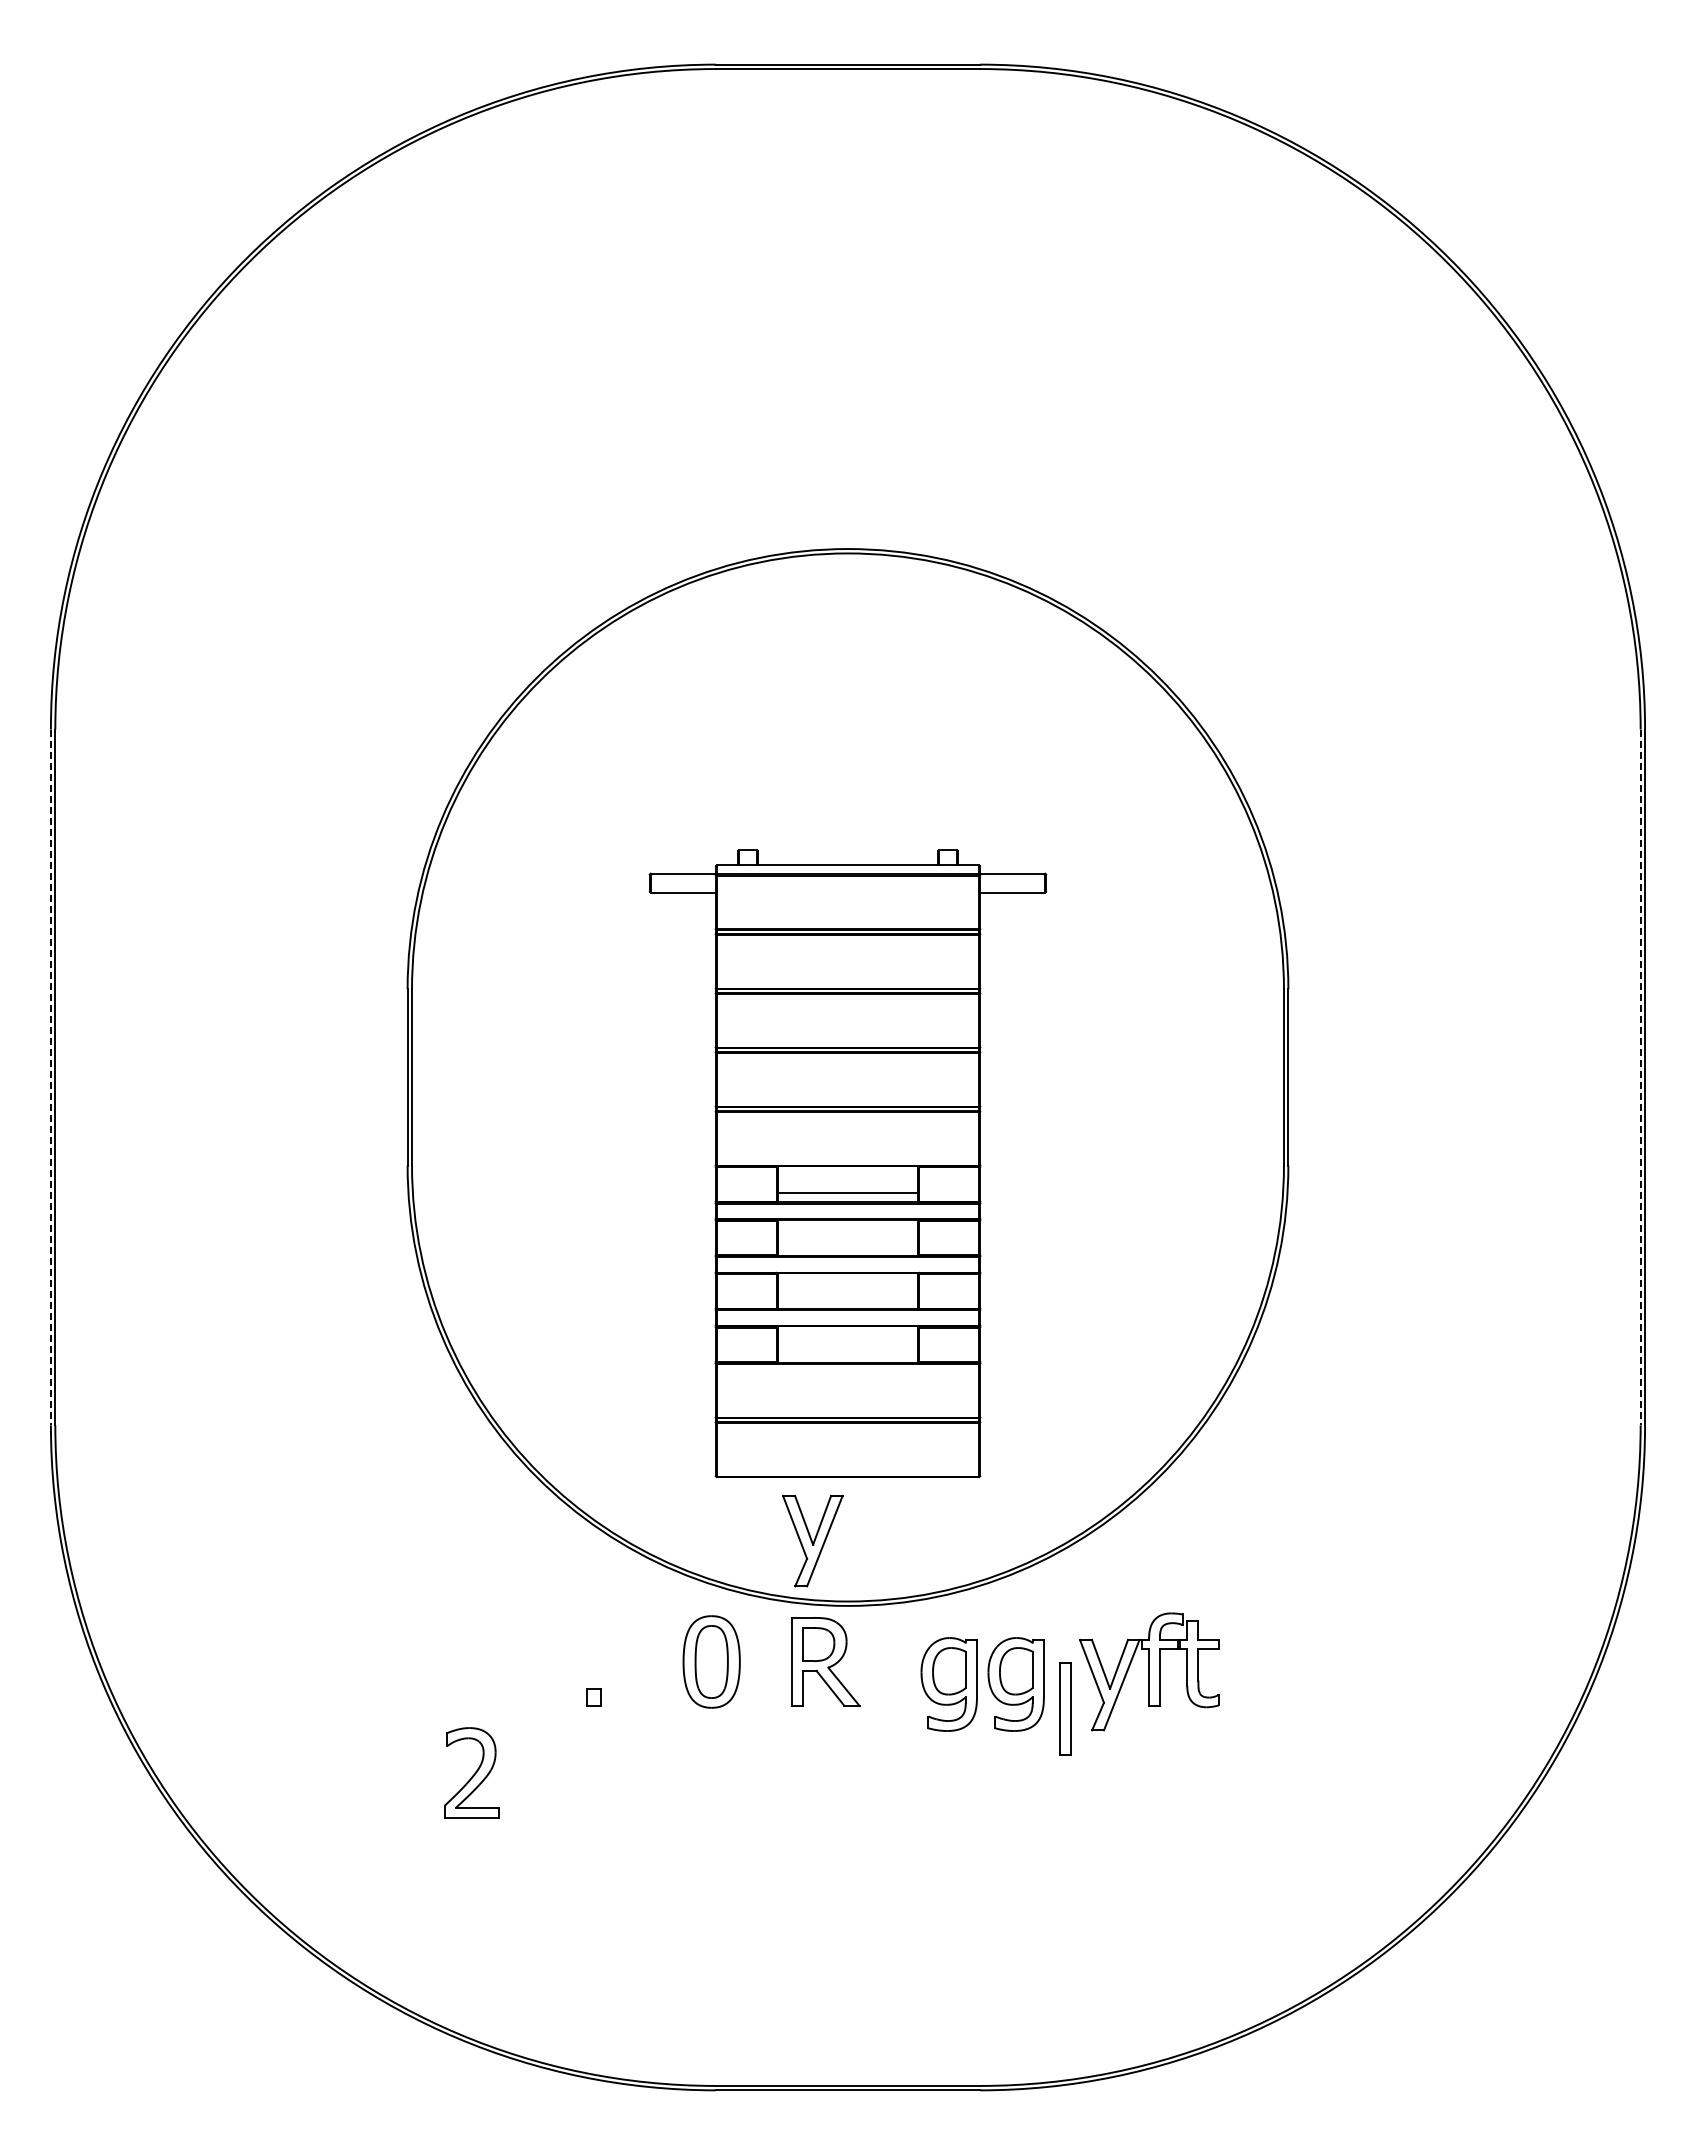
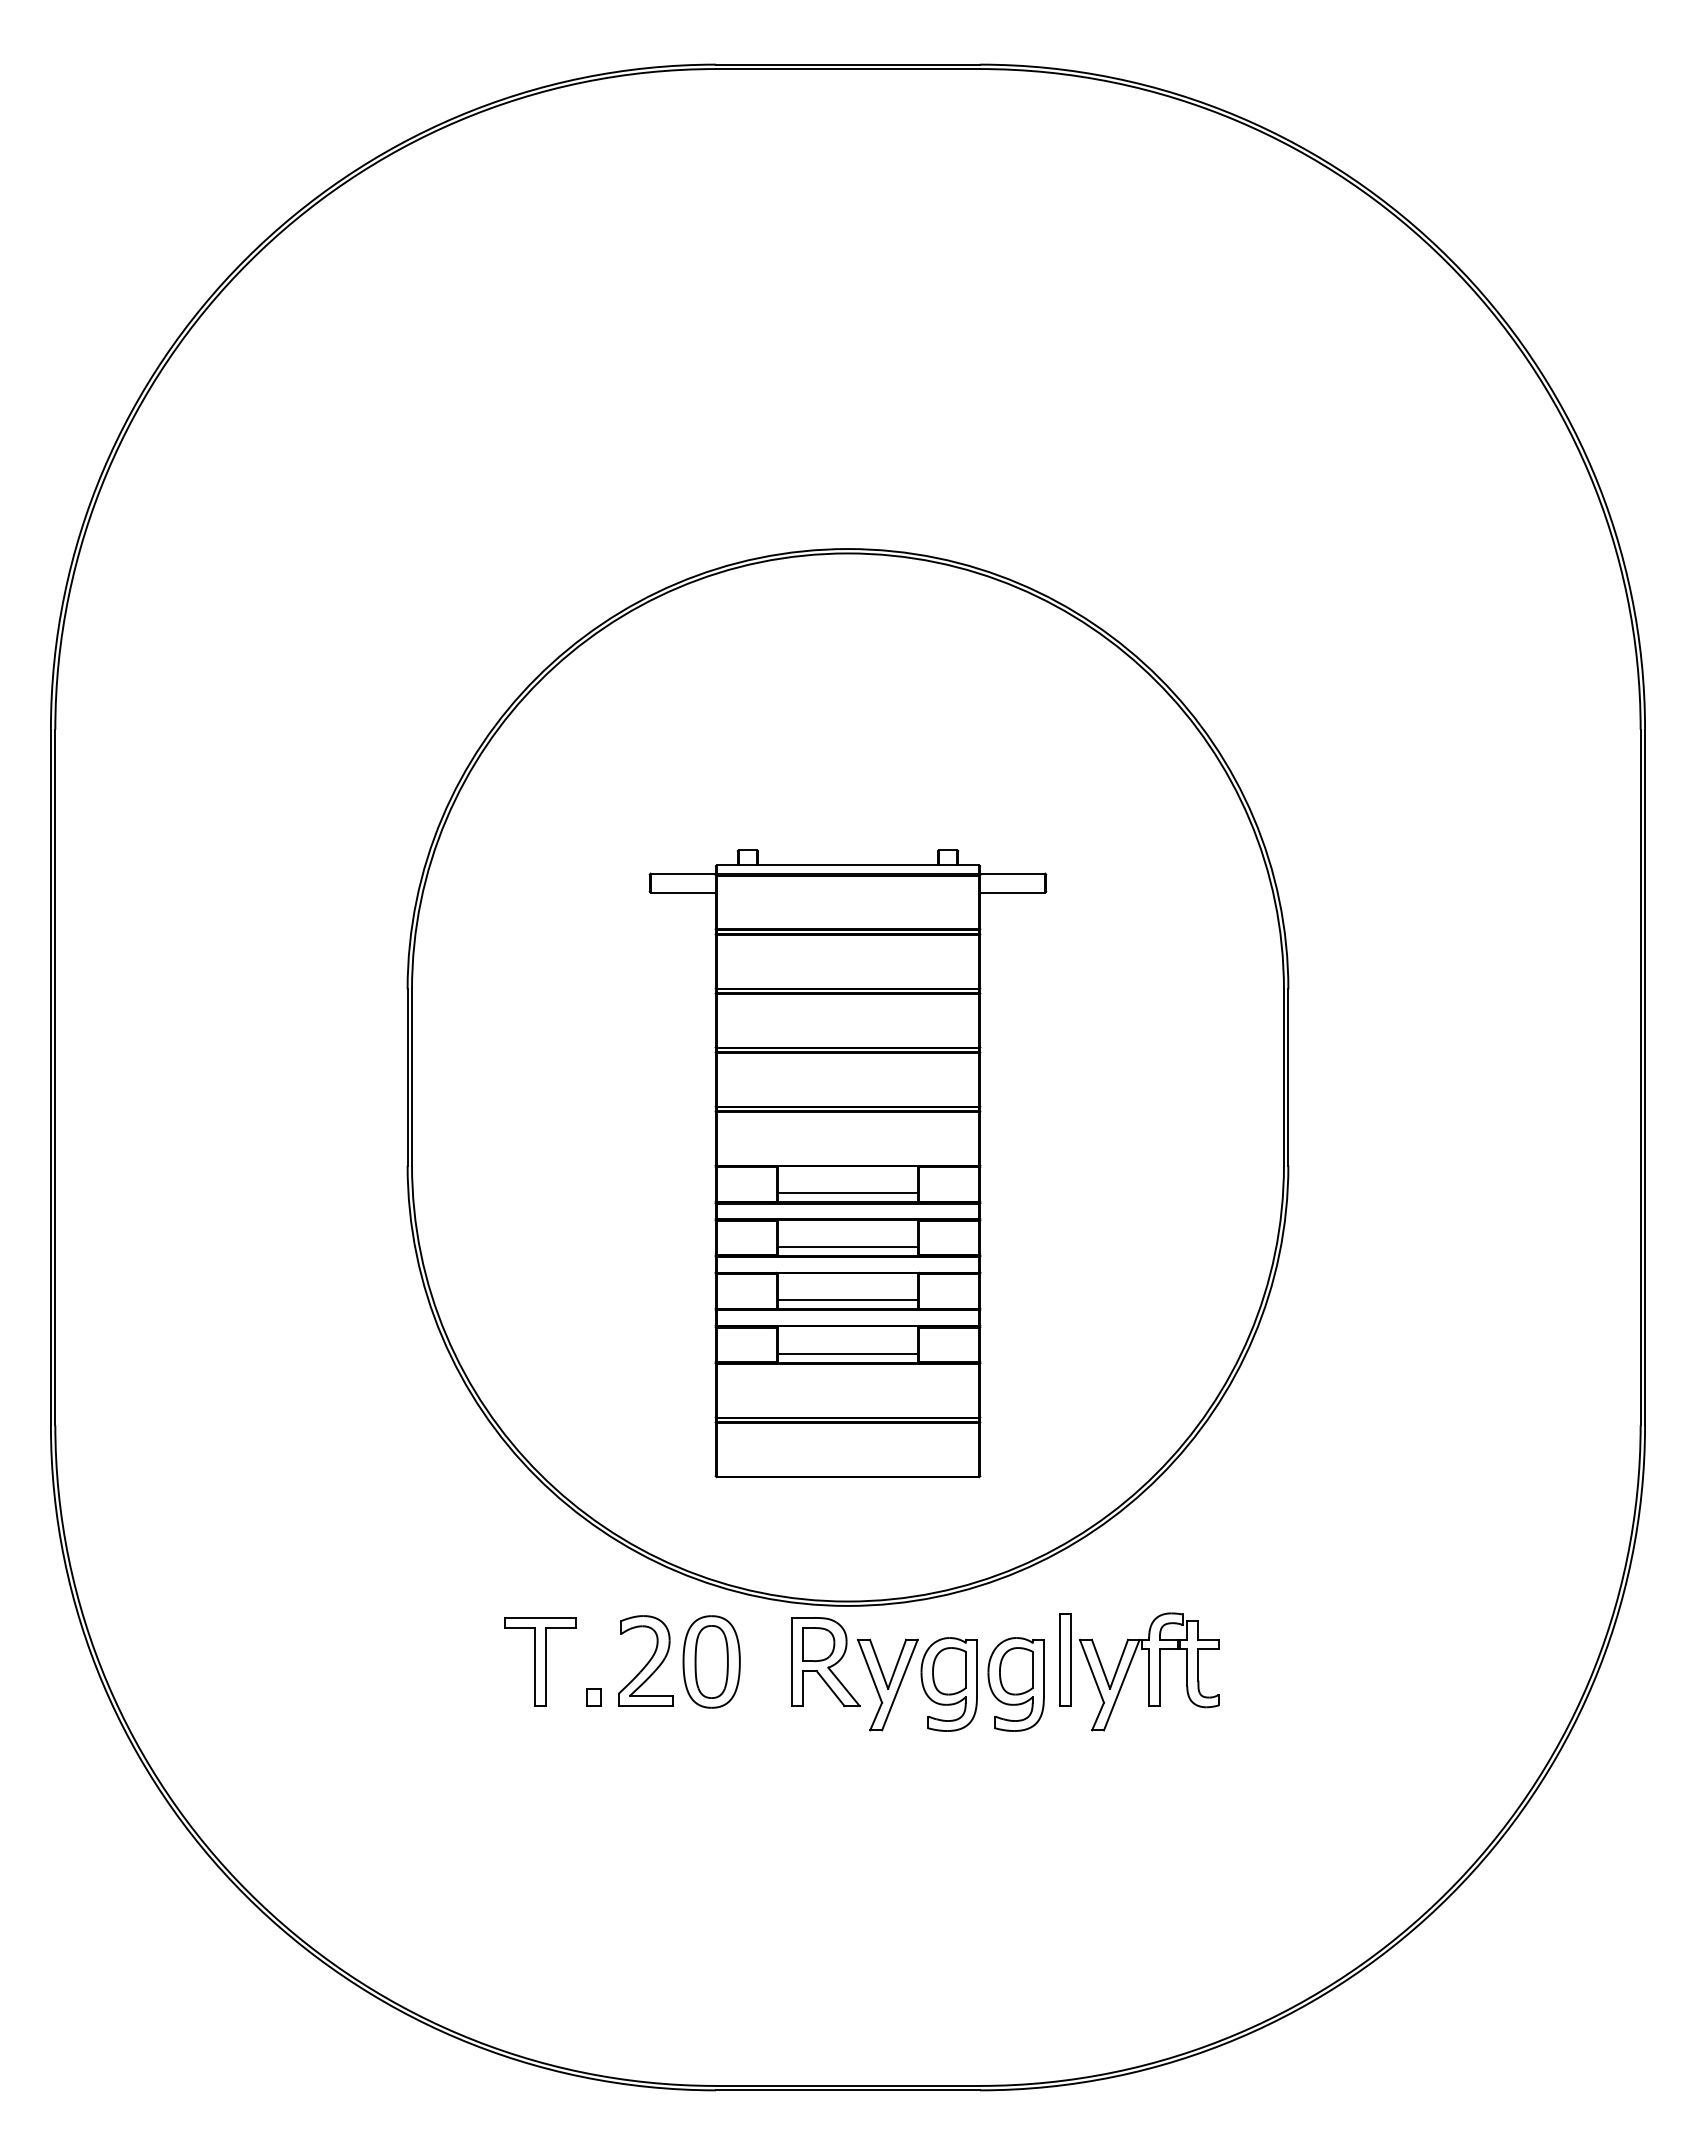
line: dashed -> solid (50, 1077)
line: dashed -> solid (1640, 1077)
line: none -> present (847, 1246)
line: none -> present (847, 1300)
line: none -> present (847, 1353)
part position: (812, 1540) -> (887, 1684) (887, 1684)
part: none -> present (540, 1661)
part position: (1065, 1708) -> (1065, 1659) (1065, 1659)
part position: (471, 1772) -> (645, 1660) (645, 1660)
